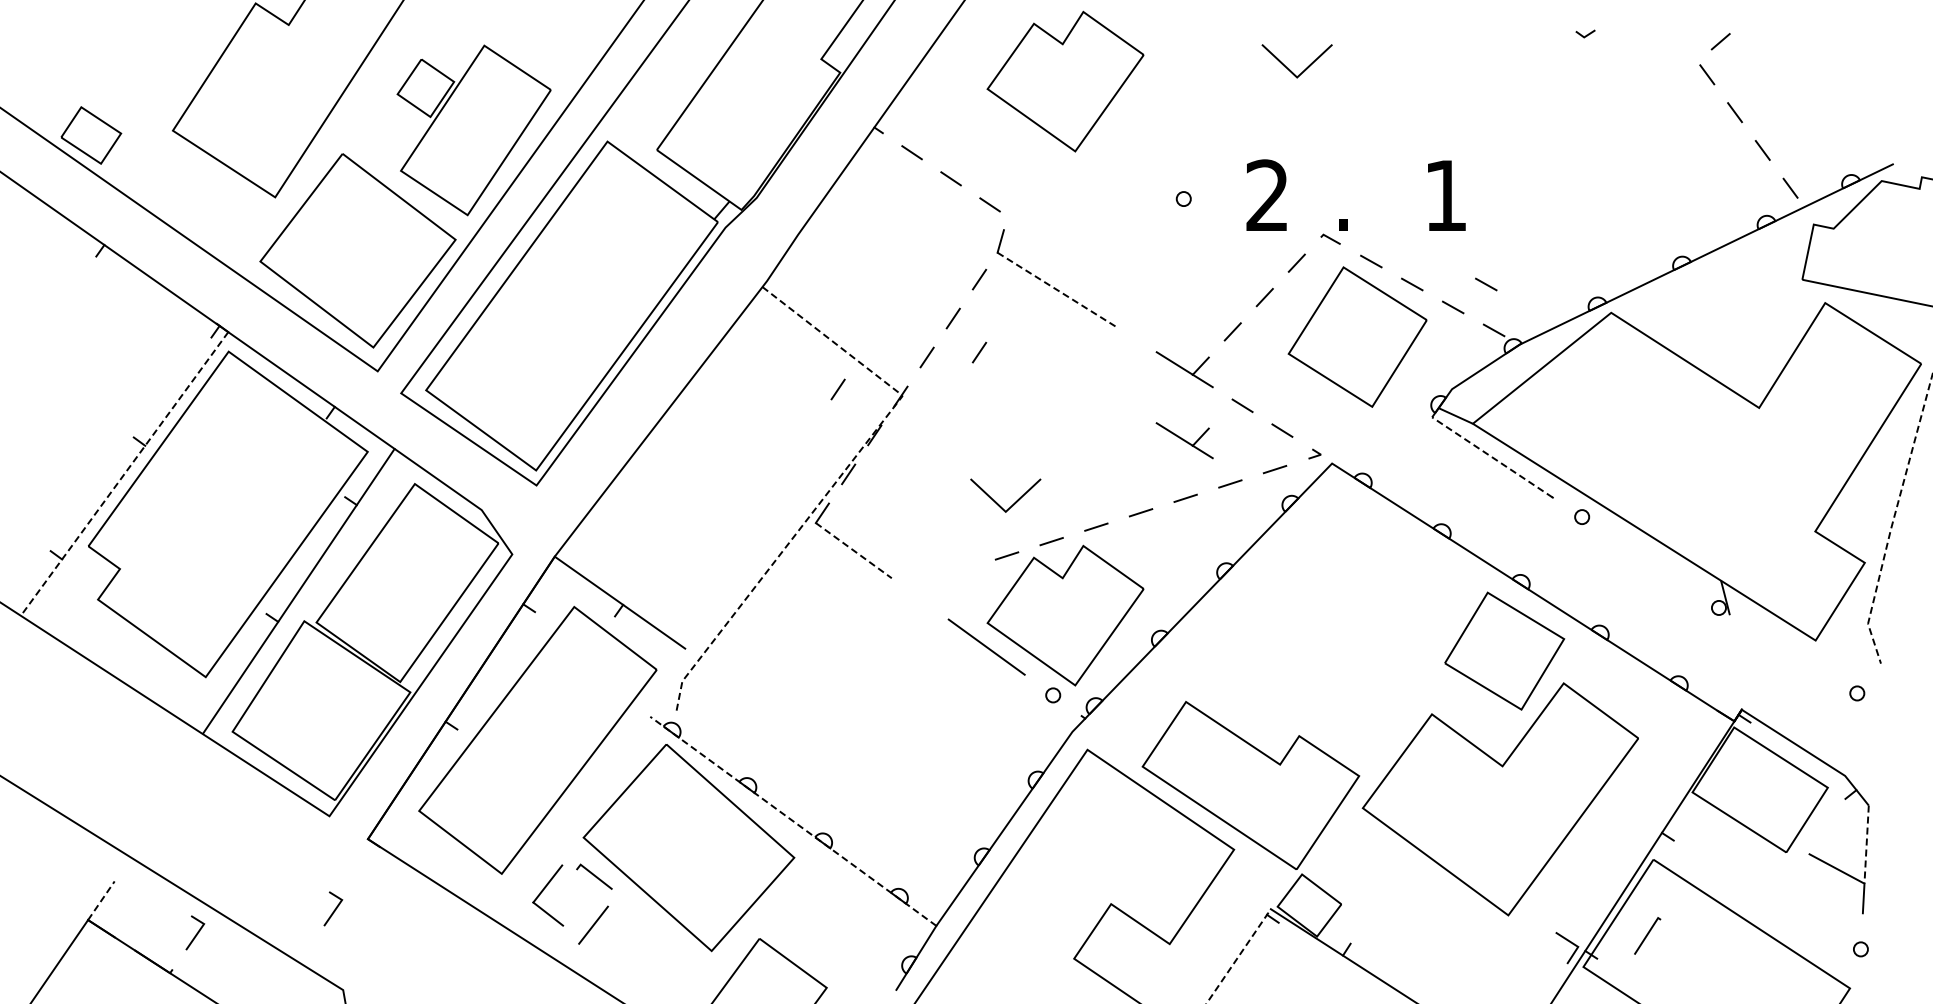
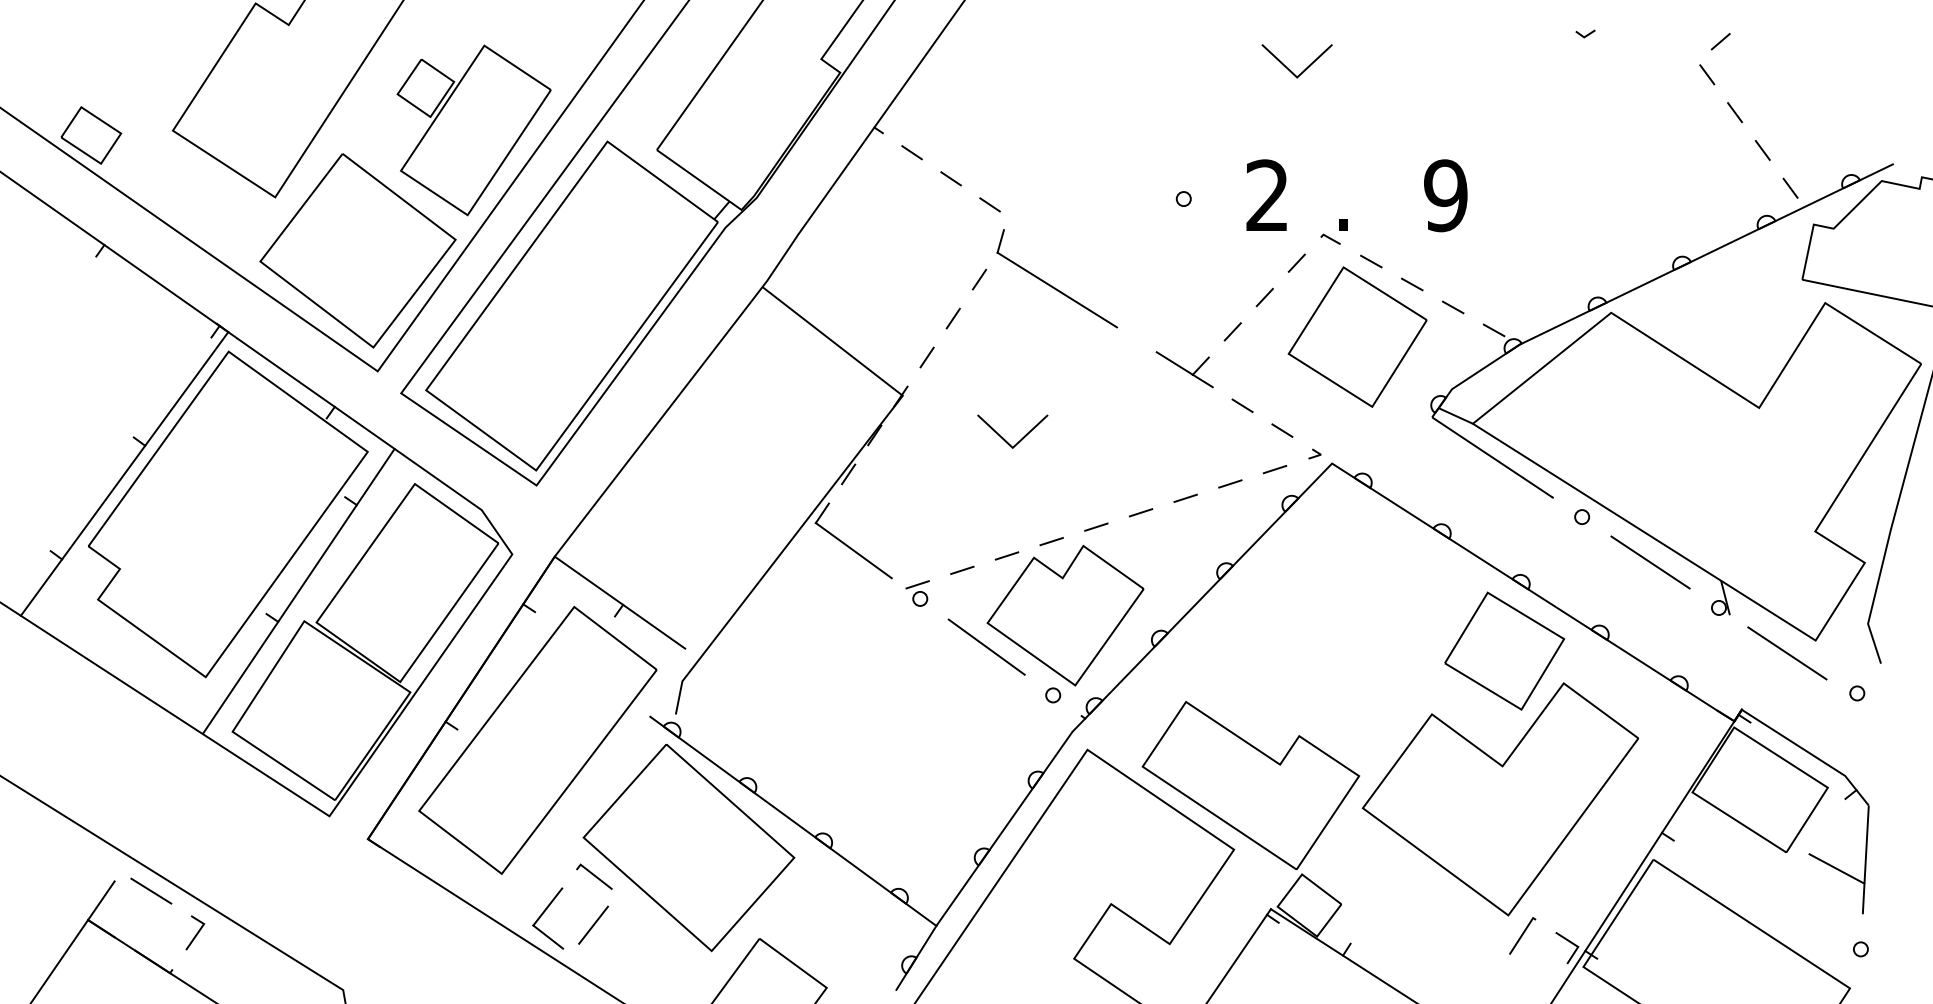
part: present -> none (1065, 81)
text: 1 -> 9 (1445, 195)
line: present -> none (1486, 284)
line: dashed -> solid (1057, 290)
line: present -> none (979, 352)
line: present -> none (837, 389)
part: present -> none (1184, 440)
line: dashed -> solid (1492, 457)
line: dashed -> solid (124, 473)
line: dashed -> solid (836, 482)
line position: (997, 502) -> (1004, 438) (1004, 438)
line: dashed -> solid (1893, 519)
line: dashed -> solid (853, 550)
line: none -> present (1650, 562)
line: none -> present (962, 569)
part: none -> present (917, 593)
line: none -> present (1787, 653)
line: dashed -> solid (792, 821)
line: dashed -> solid (1866, 845)
line: none -> present (151, 890)
part position: (543, 891) -> (543, 914) (543, 914)
line: dashed -> solid (101, 900)
line: present -> none (334, 909)
line position: (1647, 935) -> (1522, 935) (1522, 935)
line: dashed -> solid (1238, 956)
